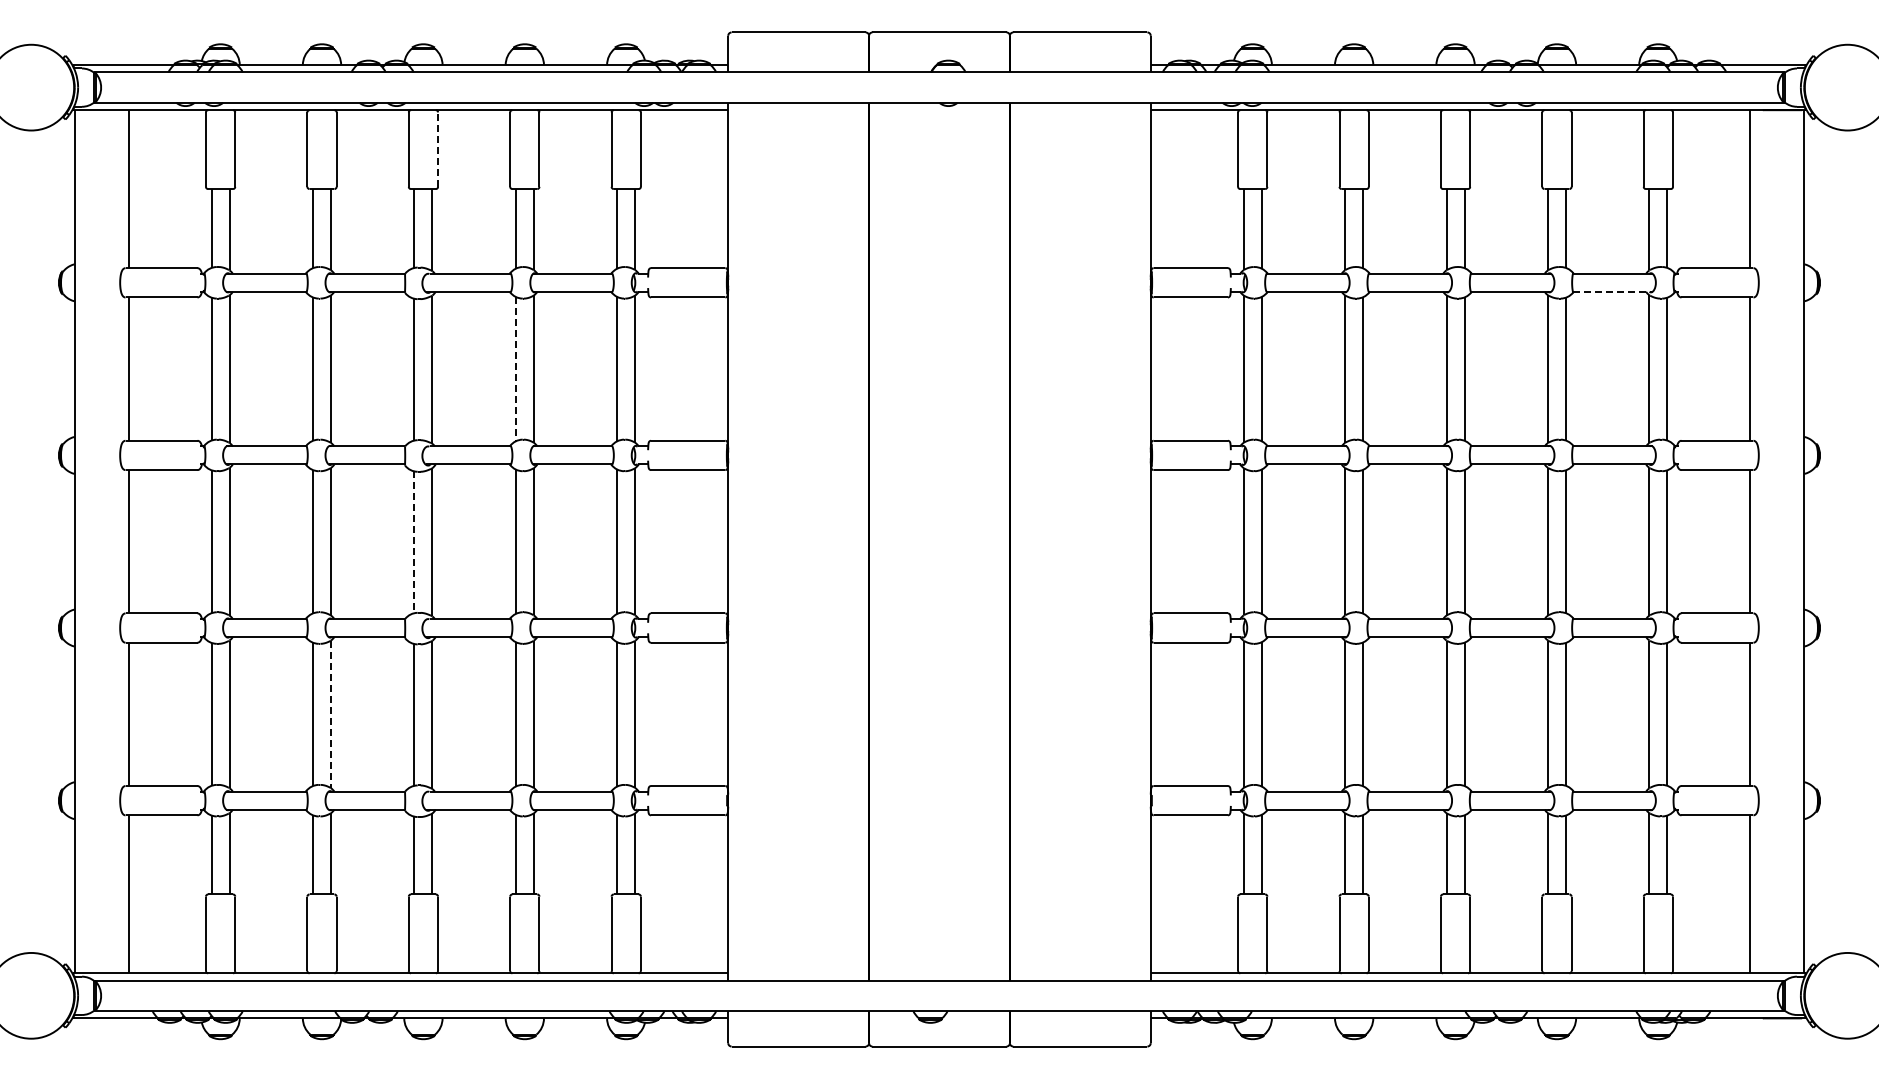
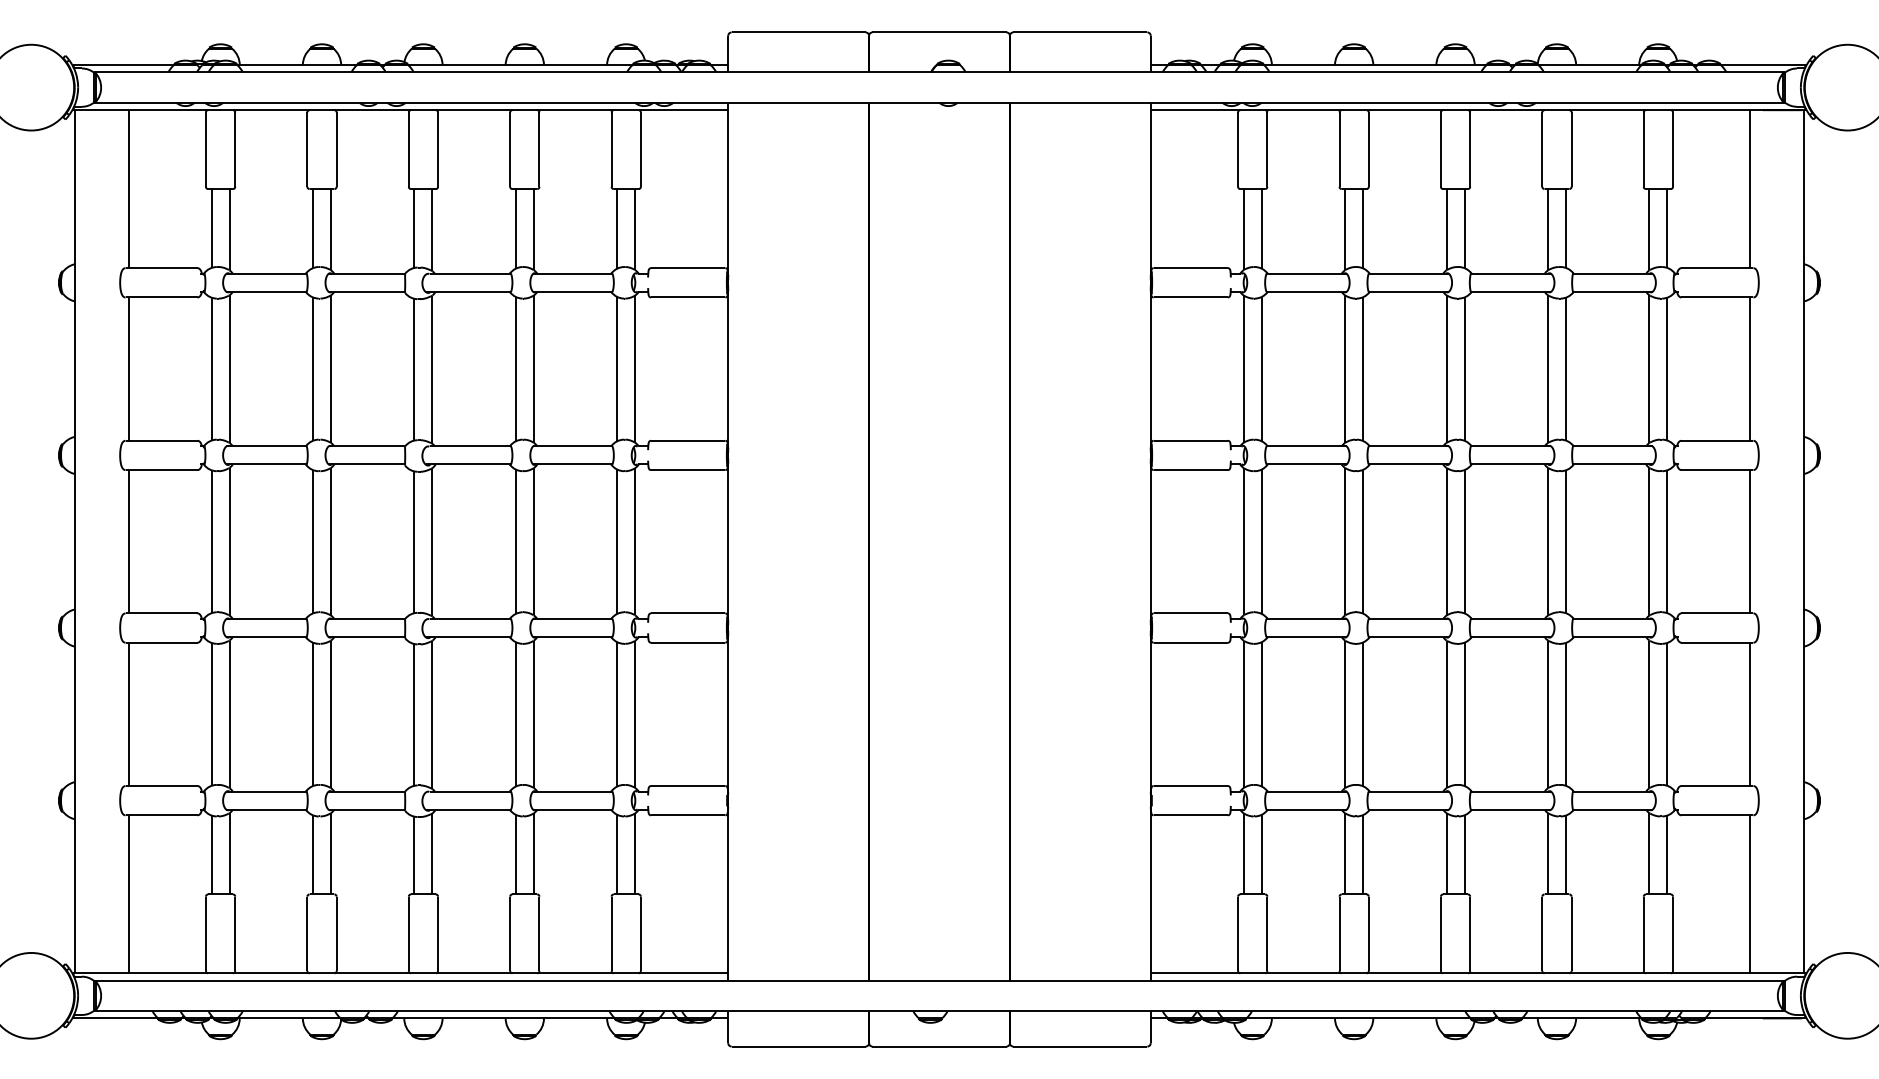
line: dashed -> solid (438, 149)
line: dashed -> solid (1612, 291)
line: dashed -> solid (515, 369)
line: dashed -> solid (414, 542)
line: dashed -> solid (331, 714)
